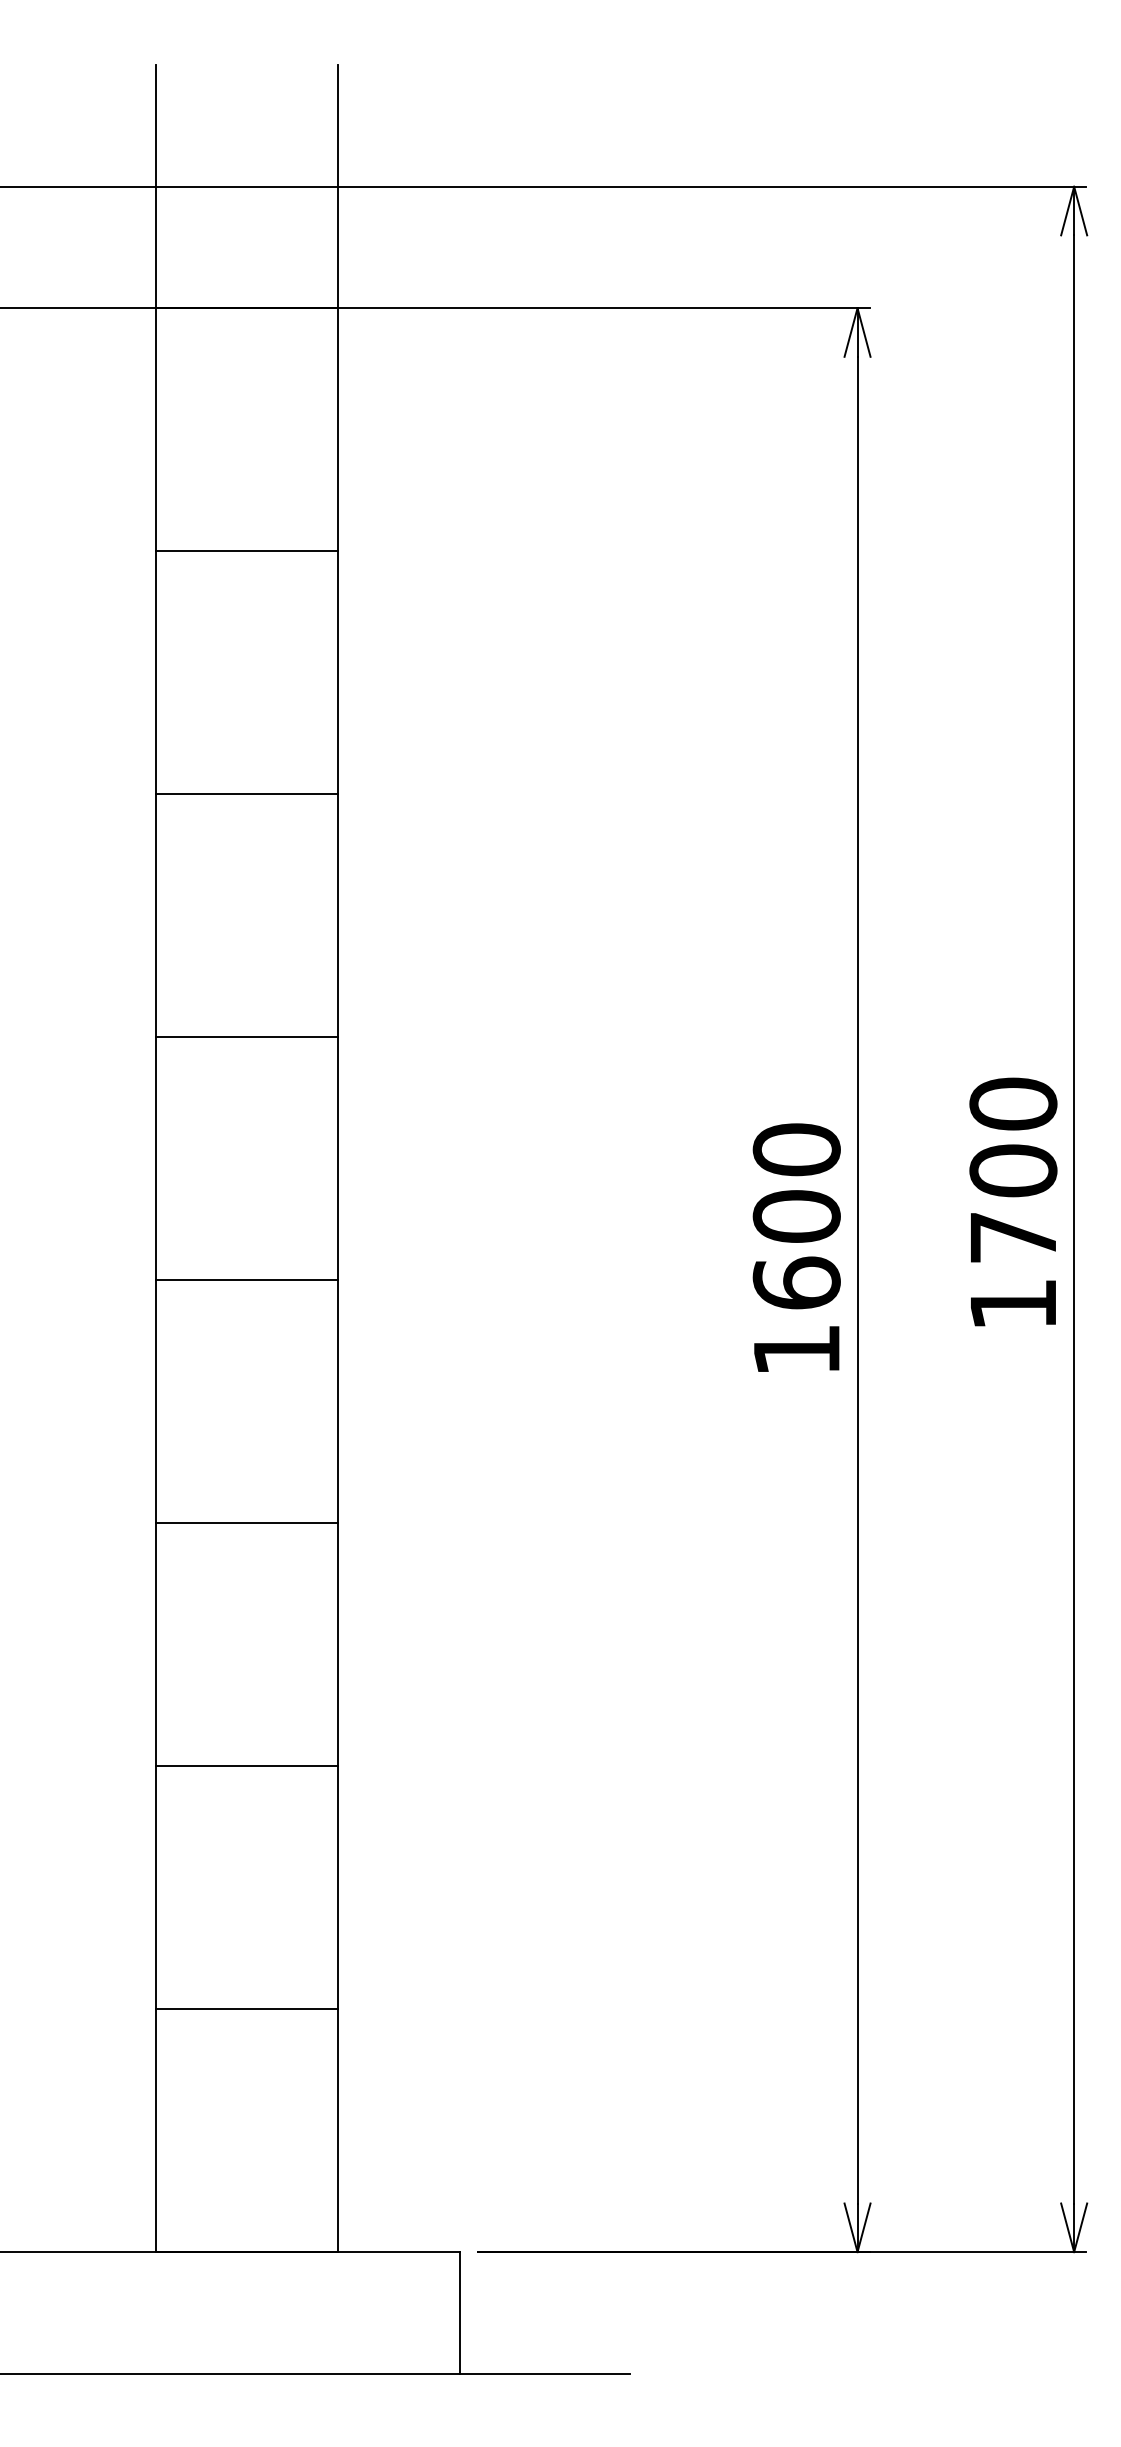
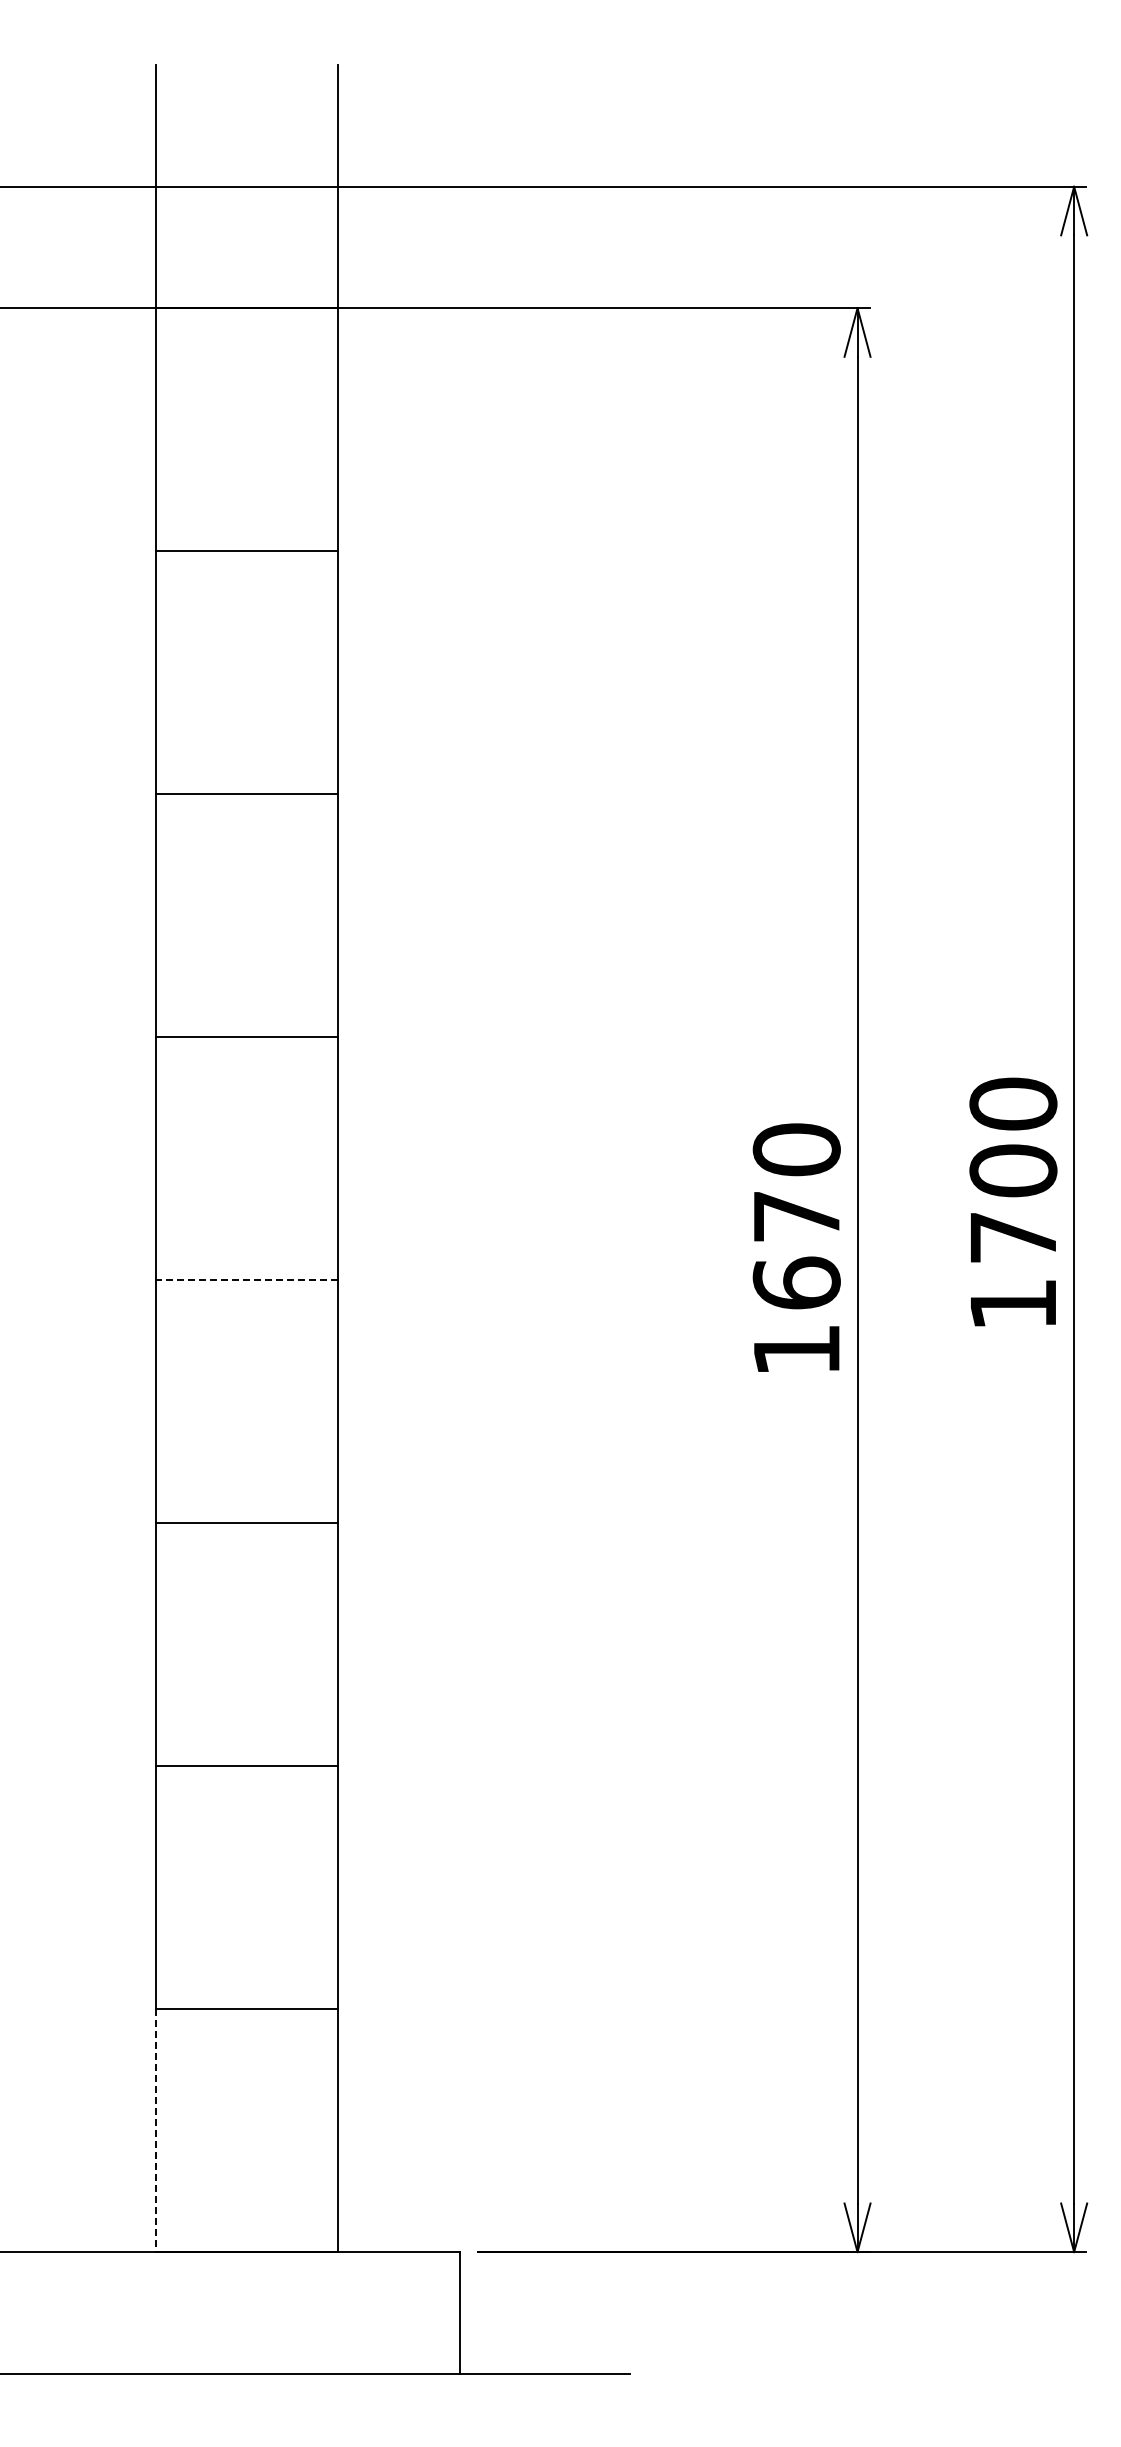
text: 1600 -> 1670 (796, 1216)
line: solid -> dashed (246, 1280)
line: solid -> dashed (155, 2131)
